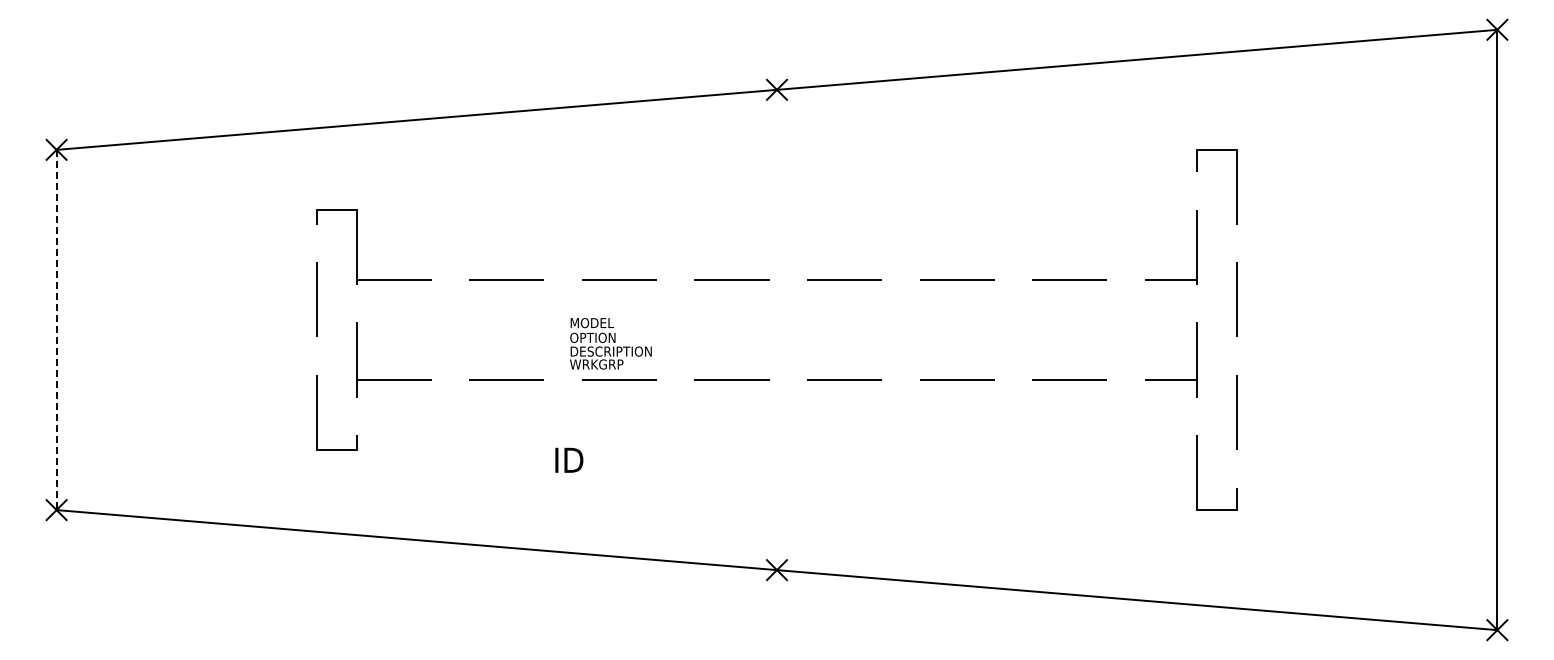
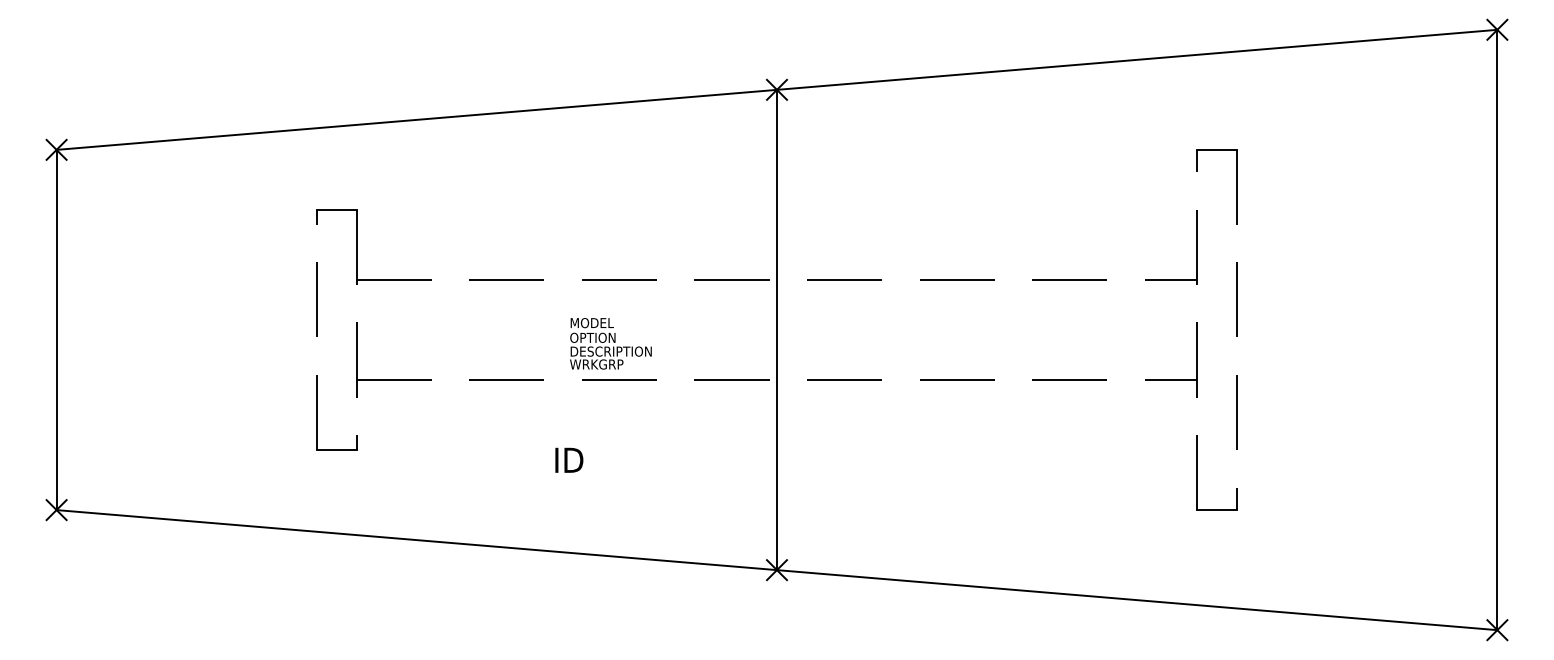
line: none -> present (777, 329)
line: dashed -> solid (56, 330)
